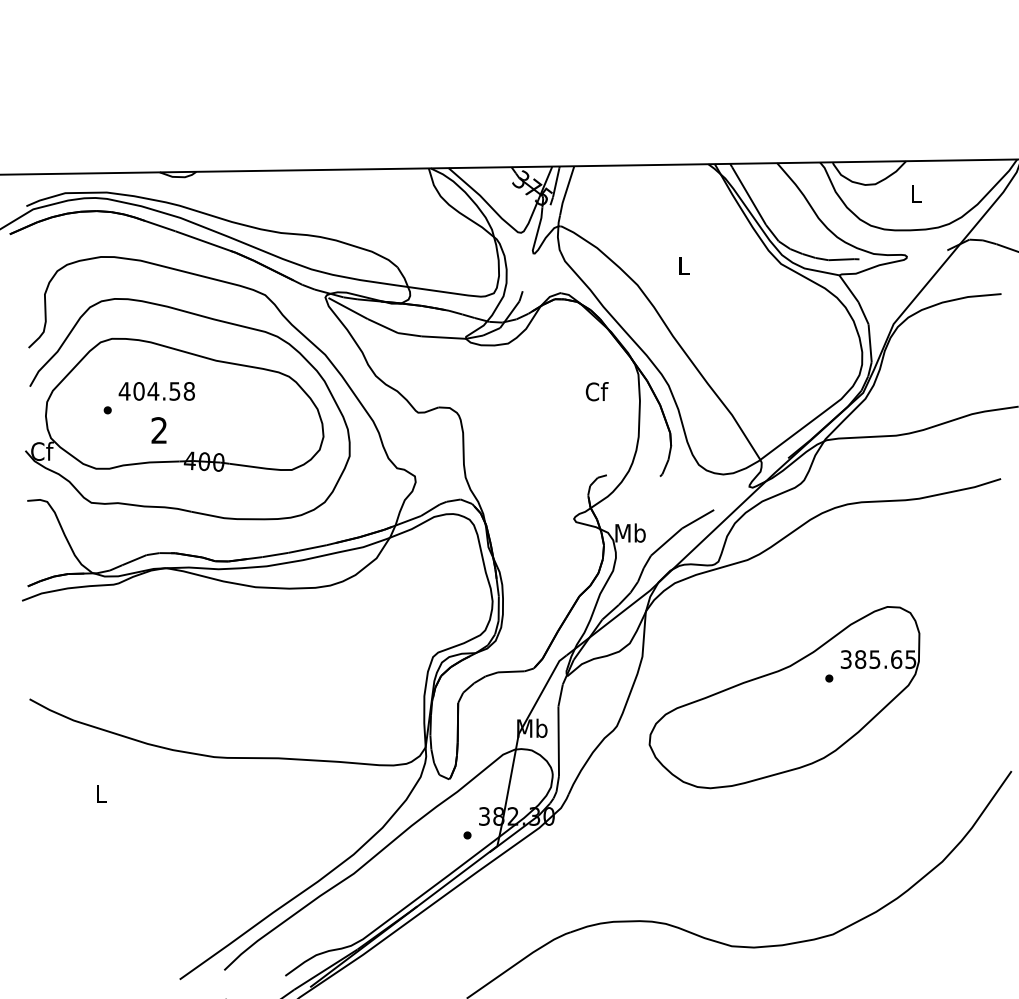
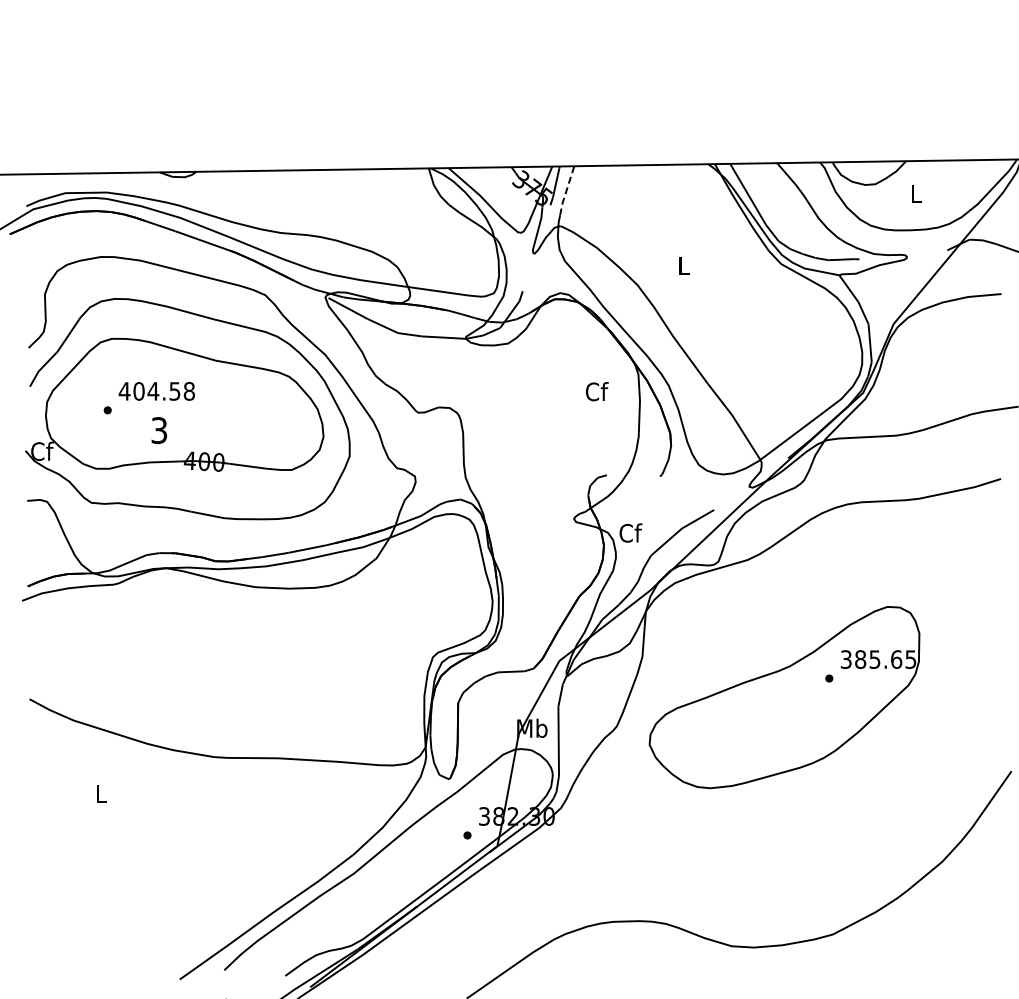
line: solid -> dashed (566, 190)
text: 2 -> 3 (159, 430)
text: Mb -> Cf (630, 532)
